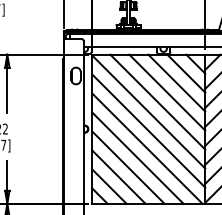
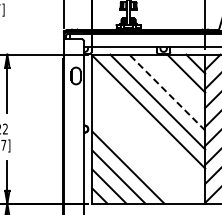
line: present -> none (176, 82)
line: solid -> dashed (167, 92)
line: present -> none (148, 130)
line: present -> none (147, 148)
line: present -> none (137, 157)
